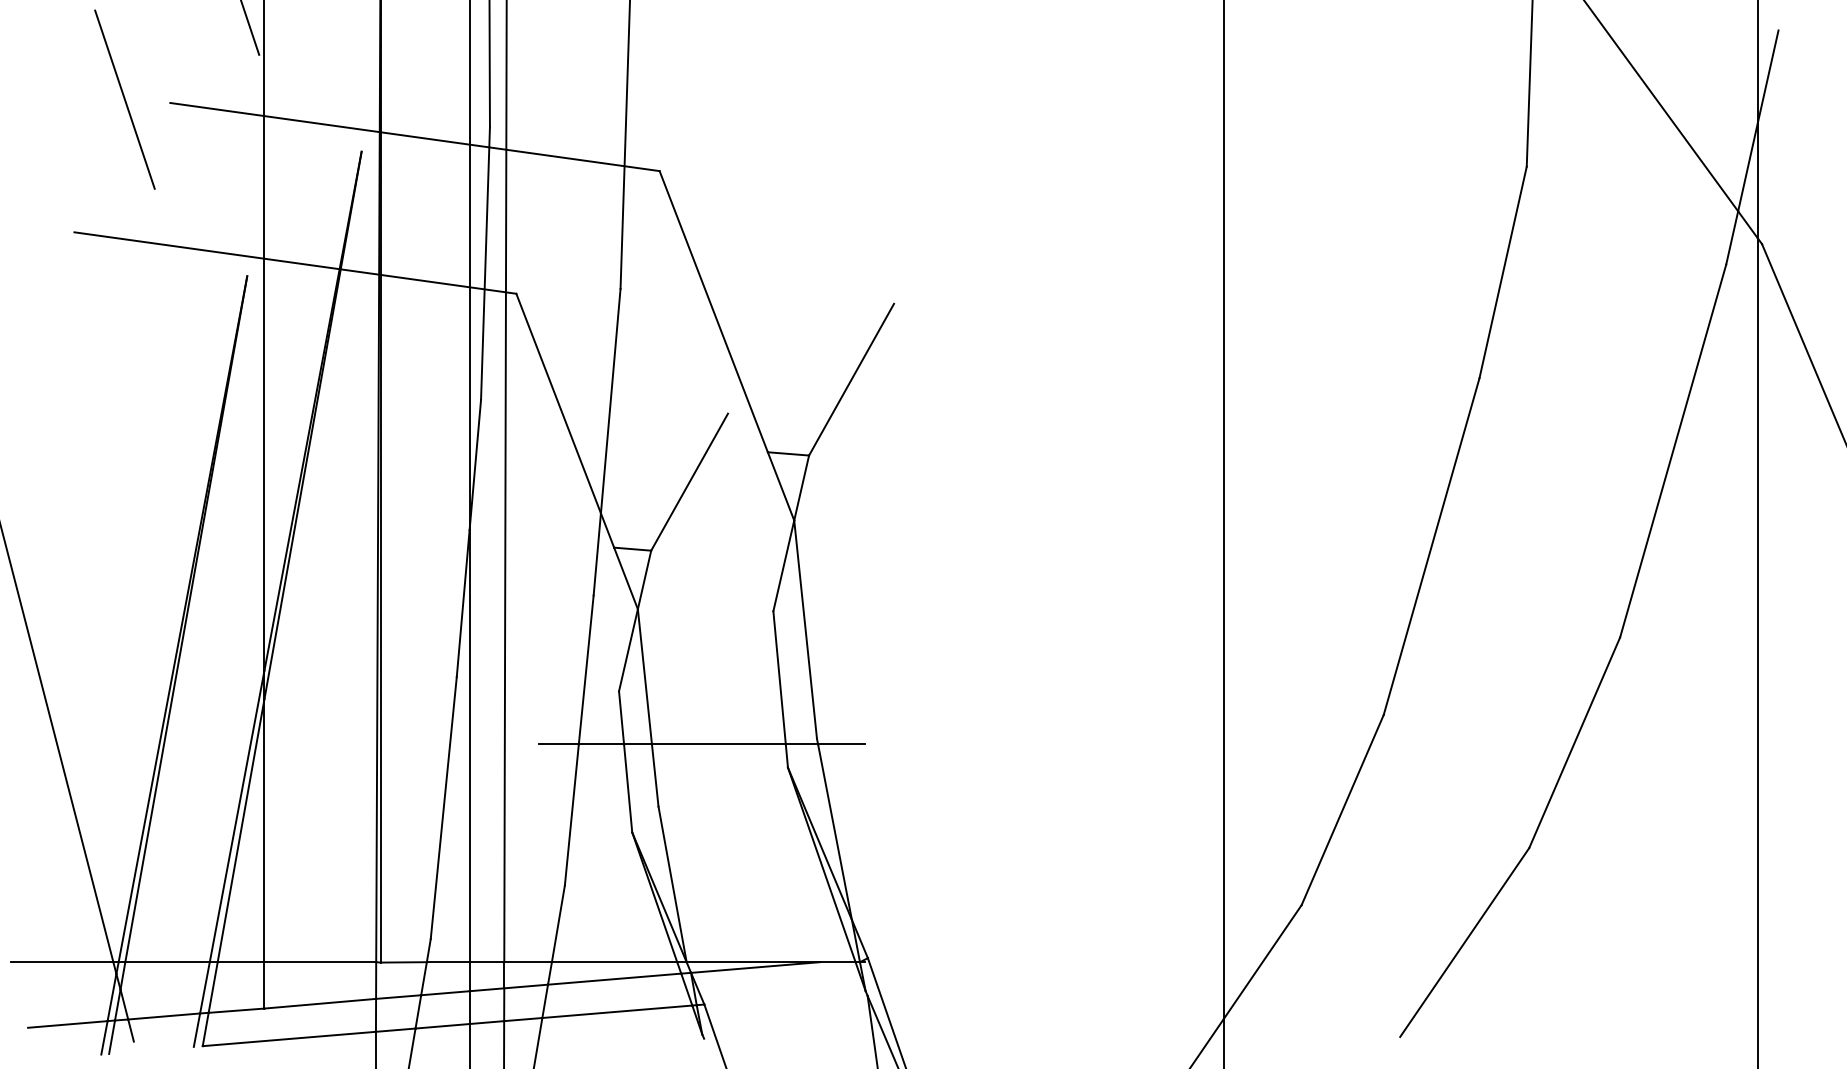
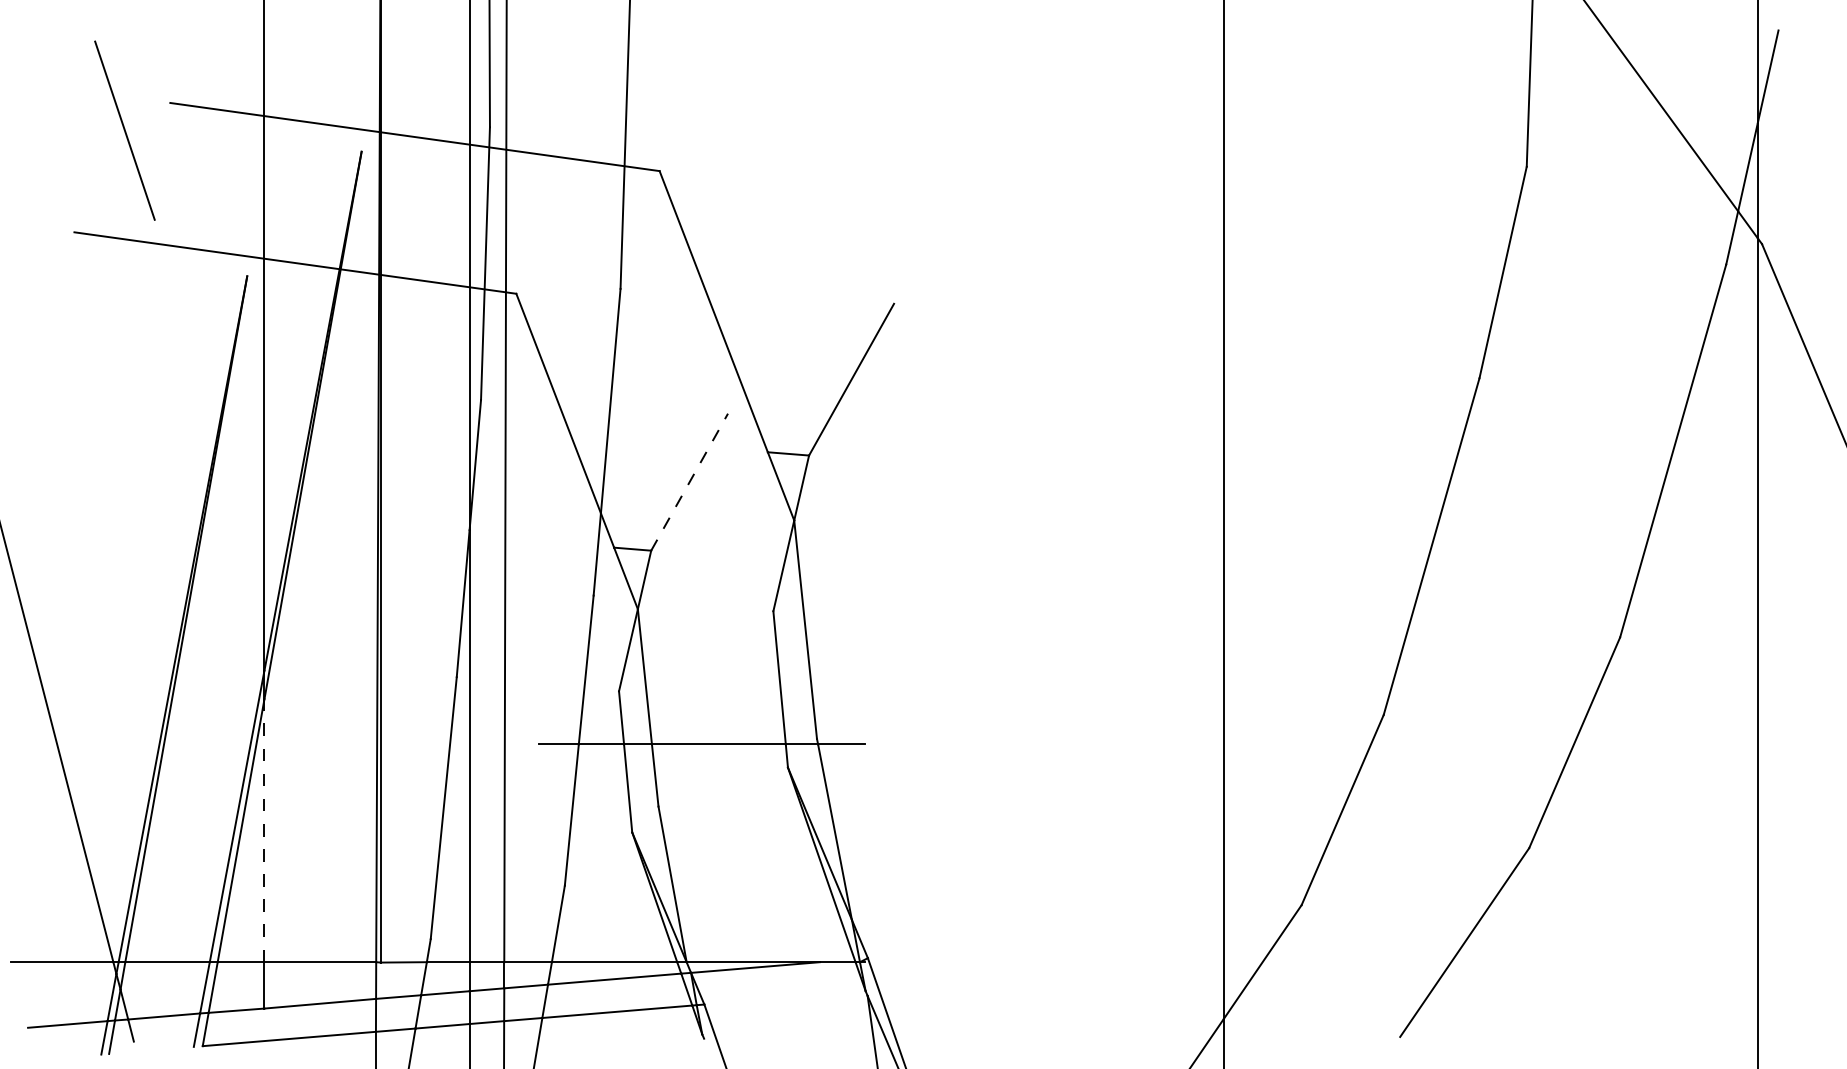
line: present -> none (250, 28)
line position: (124, 99) -> (124, 130) (124, 130)
line: solid -> dashed (689, 482)
line: solid -> dashed (264, 830)
